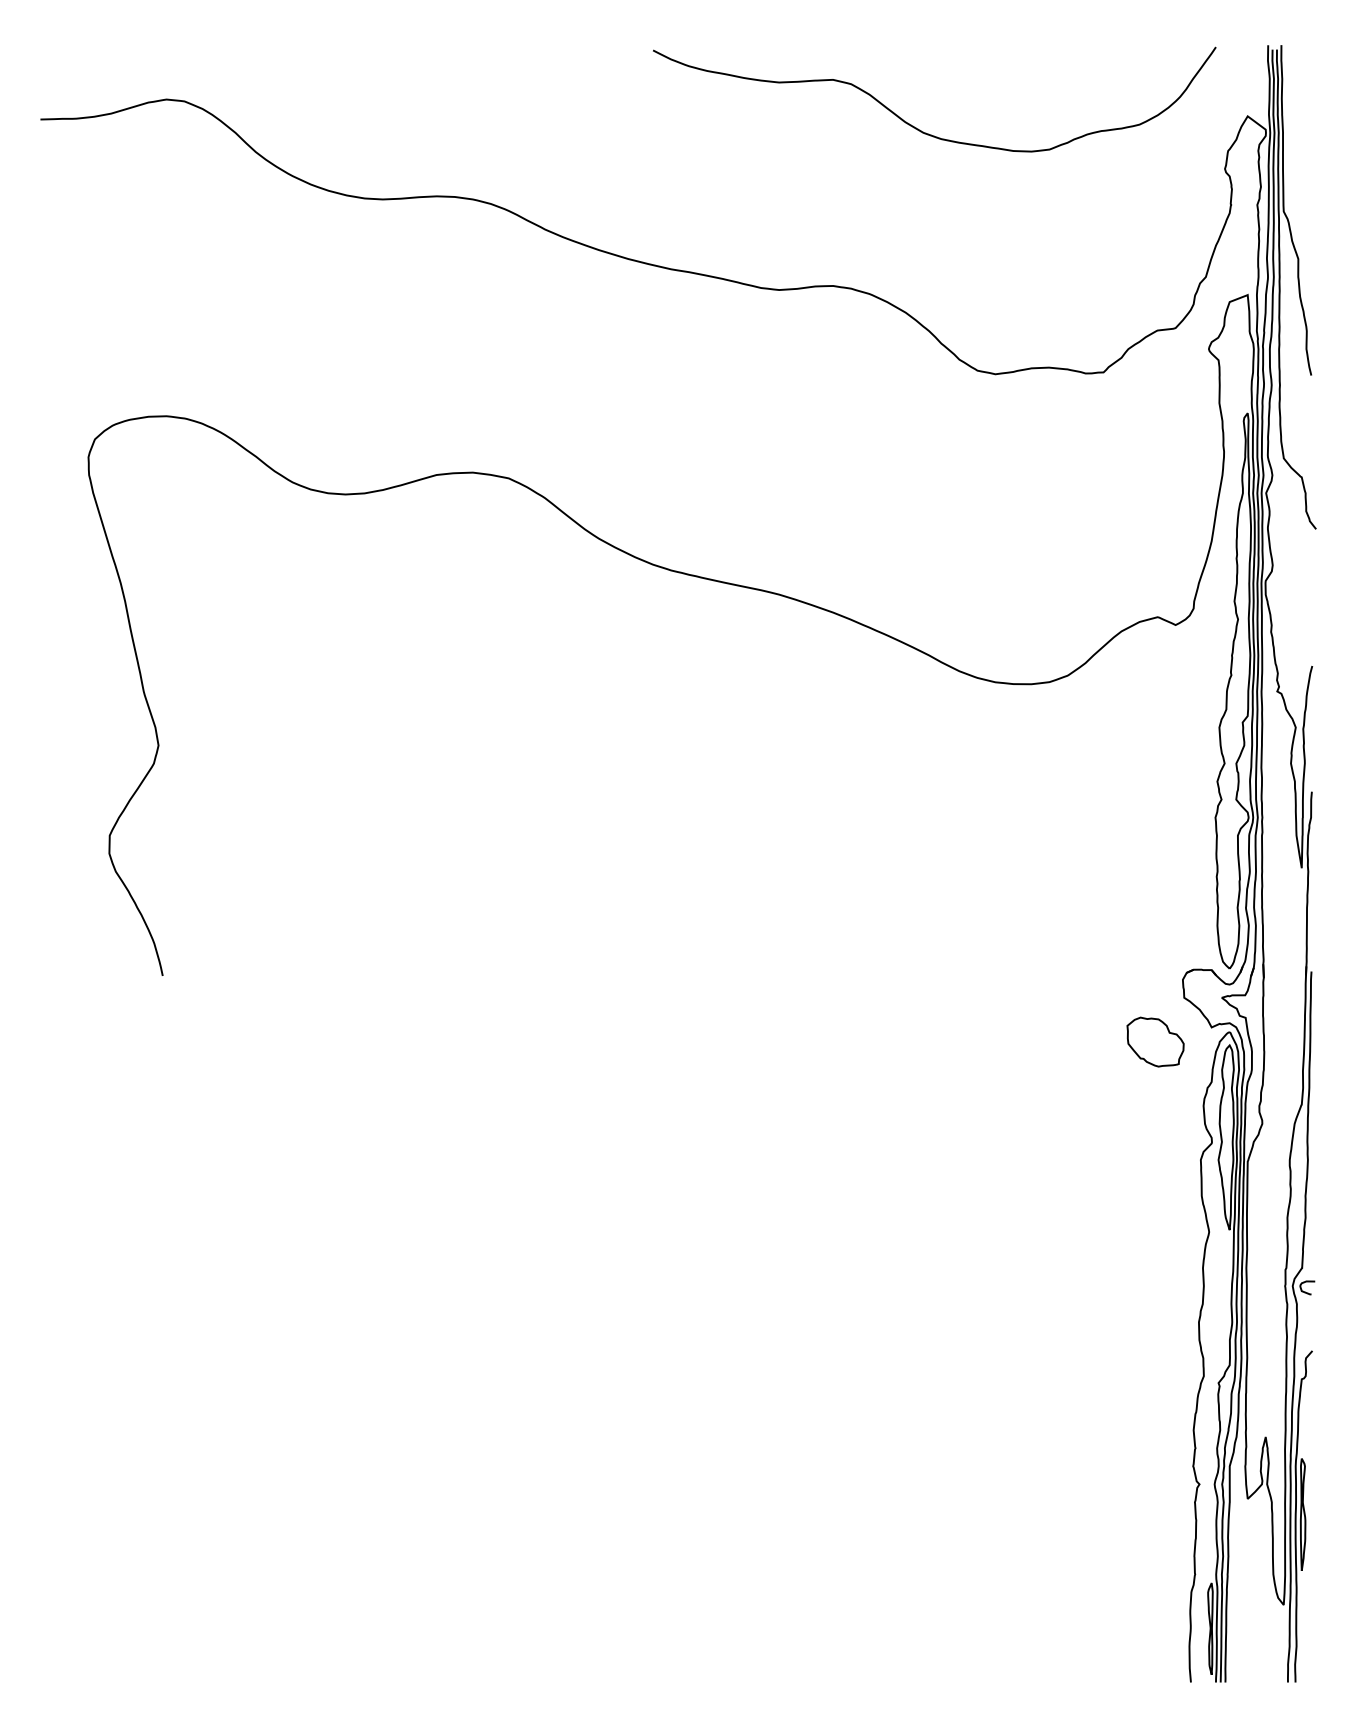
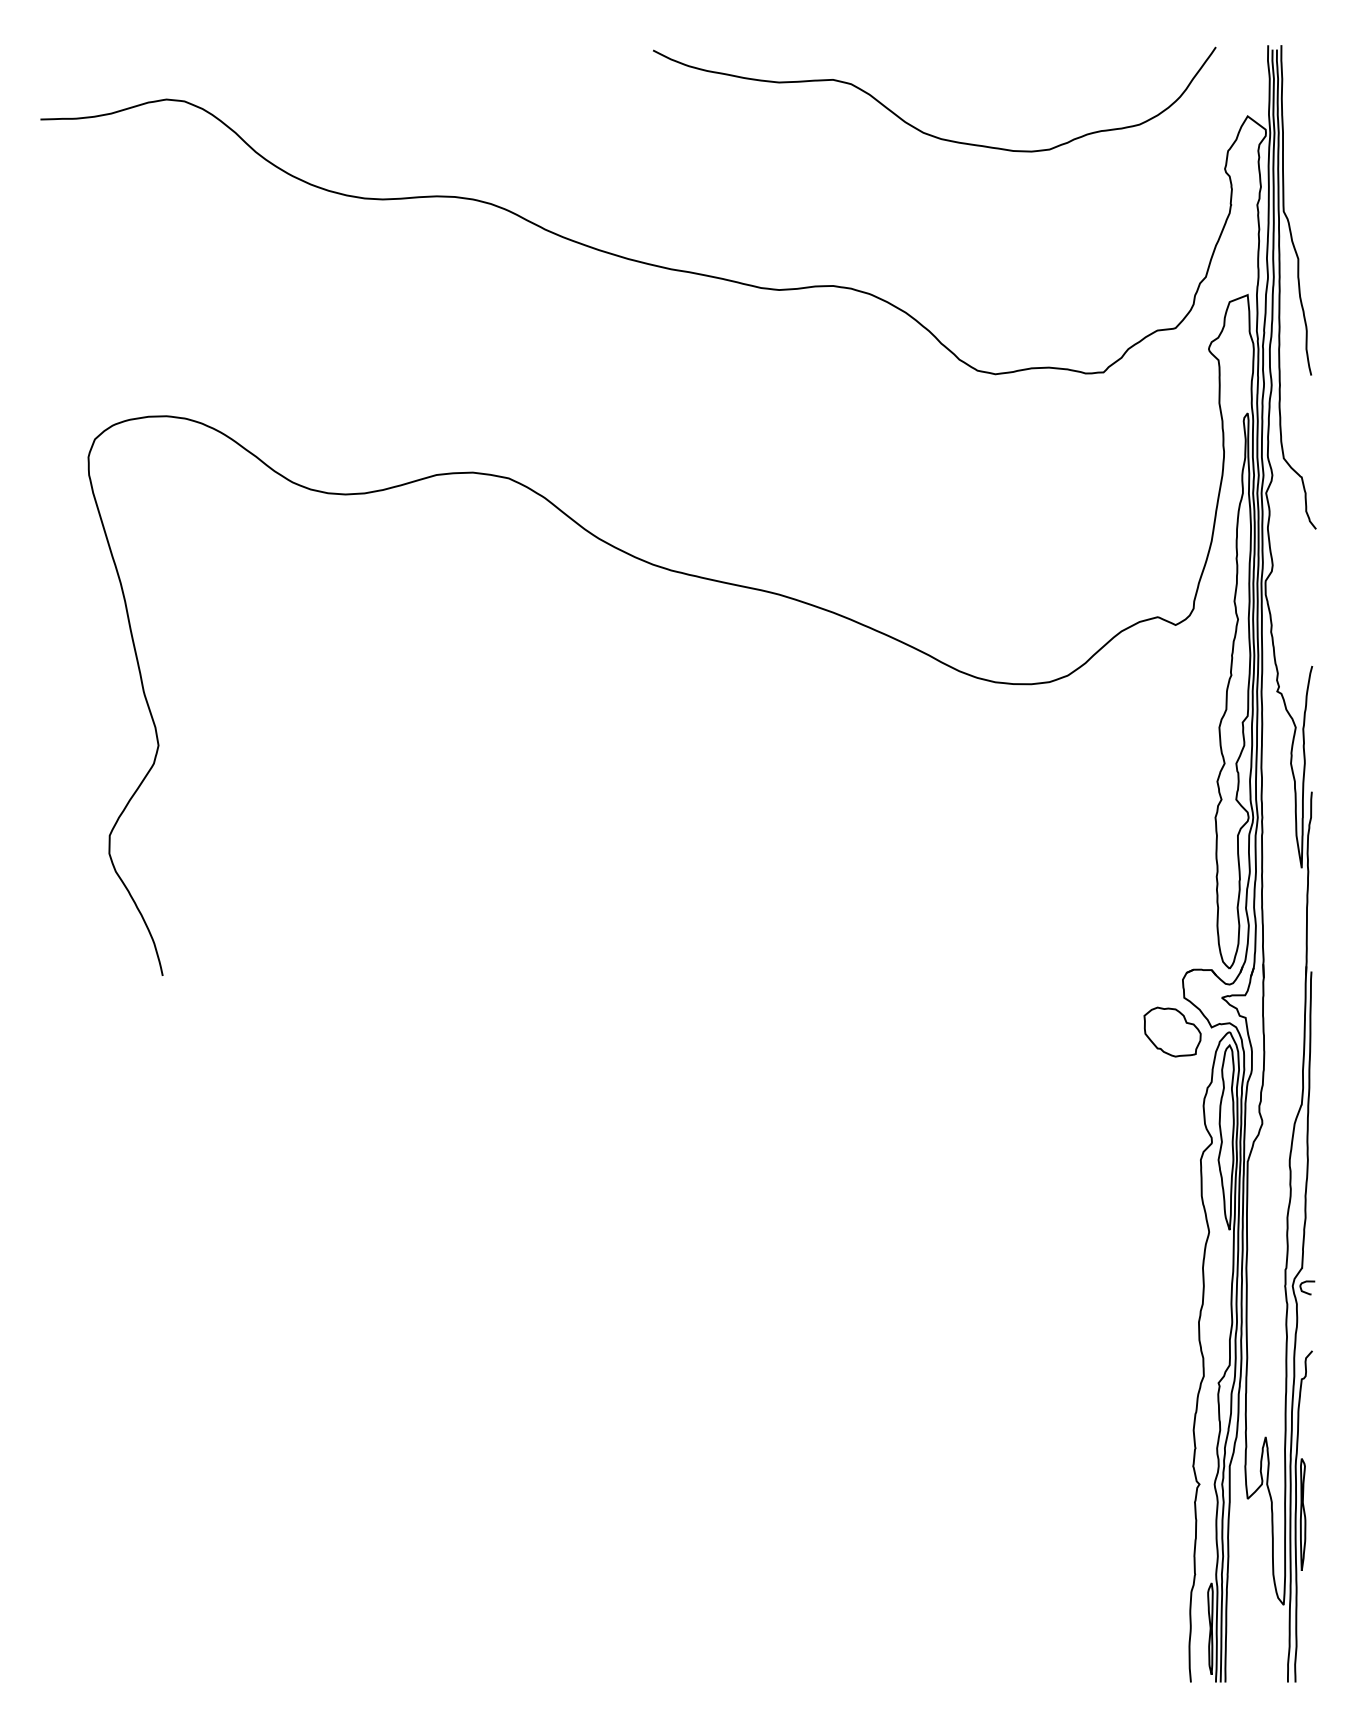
part position: (1155, 1041) -> (1172, 1031) (1172, 1031)
